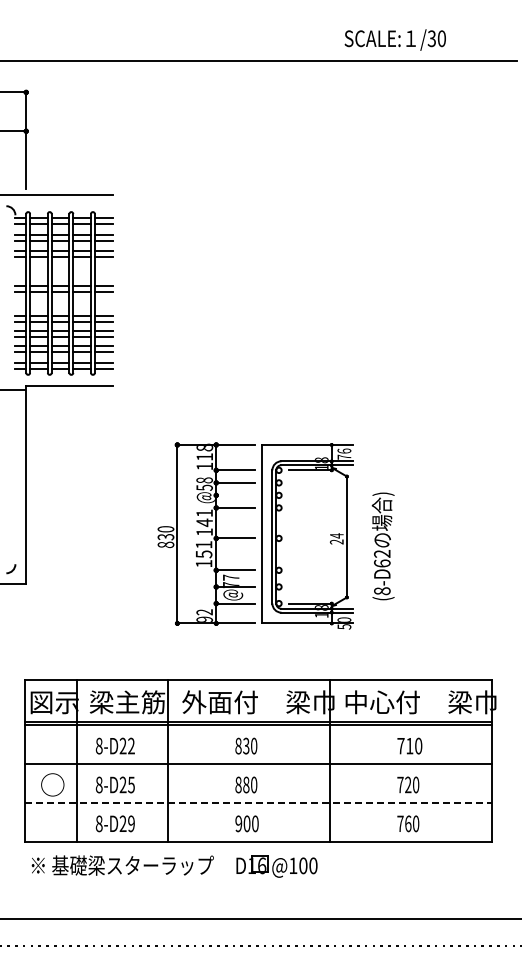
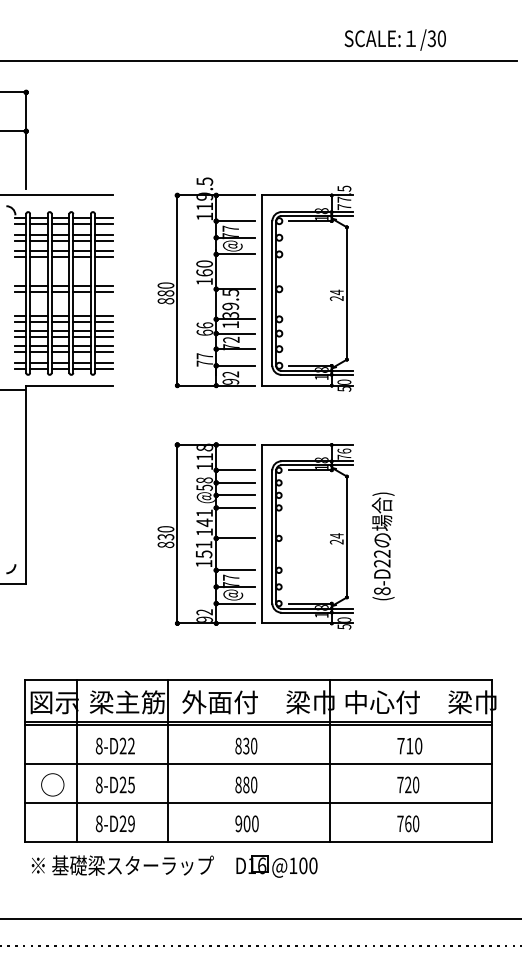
part: none -> present (255, 284)
line: none -> present (235, 495)
text: (8-D62 -> (8-D22 (382, 563)
line: dashed -> solid (259, 802)
